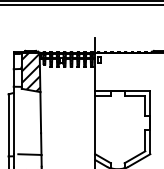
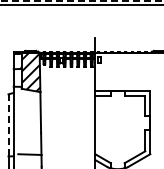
line: solid -> dashed (82, 0)
line: solid -> dashed (8, 124)
